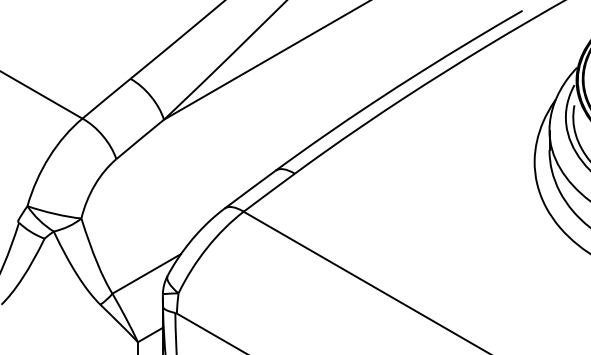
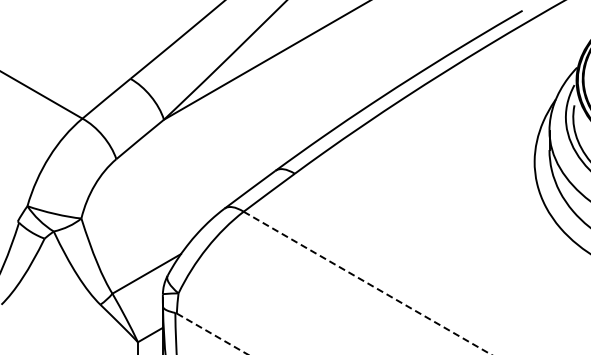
line: solid -> dashed (367, 283)
line: solid -> dashed (213, 334)
